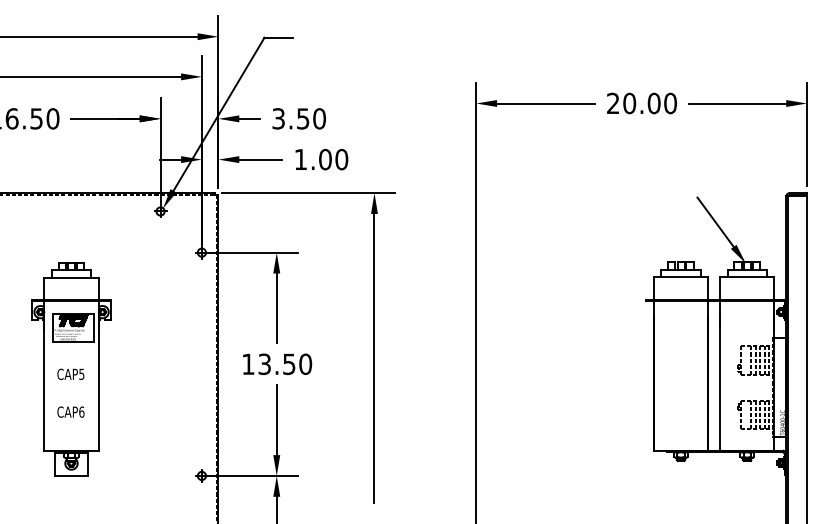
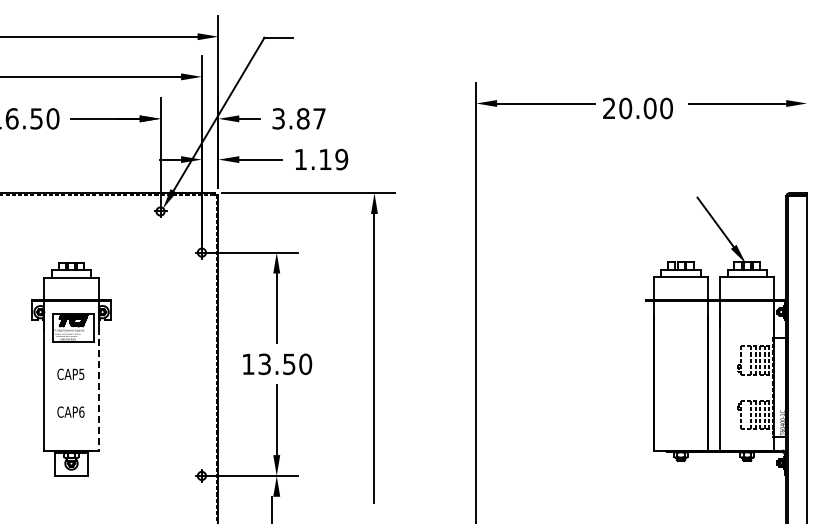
text position: (641, 103) -> (637, 108) (637, 108)
text: 3.50 -> 3.87 (310, 118)
line: present -> none (807, 133)
text: 1.00 -> 1.19 (333, 159)
line: solid -> dashed (98, 384)
line position: (276, 508) -> (271, 508) (271, 508)
